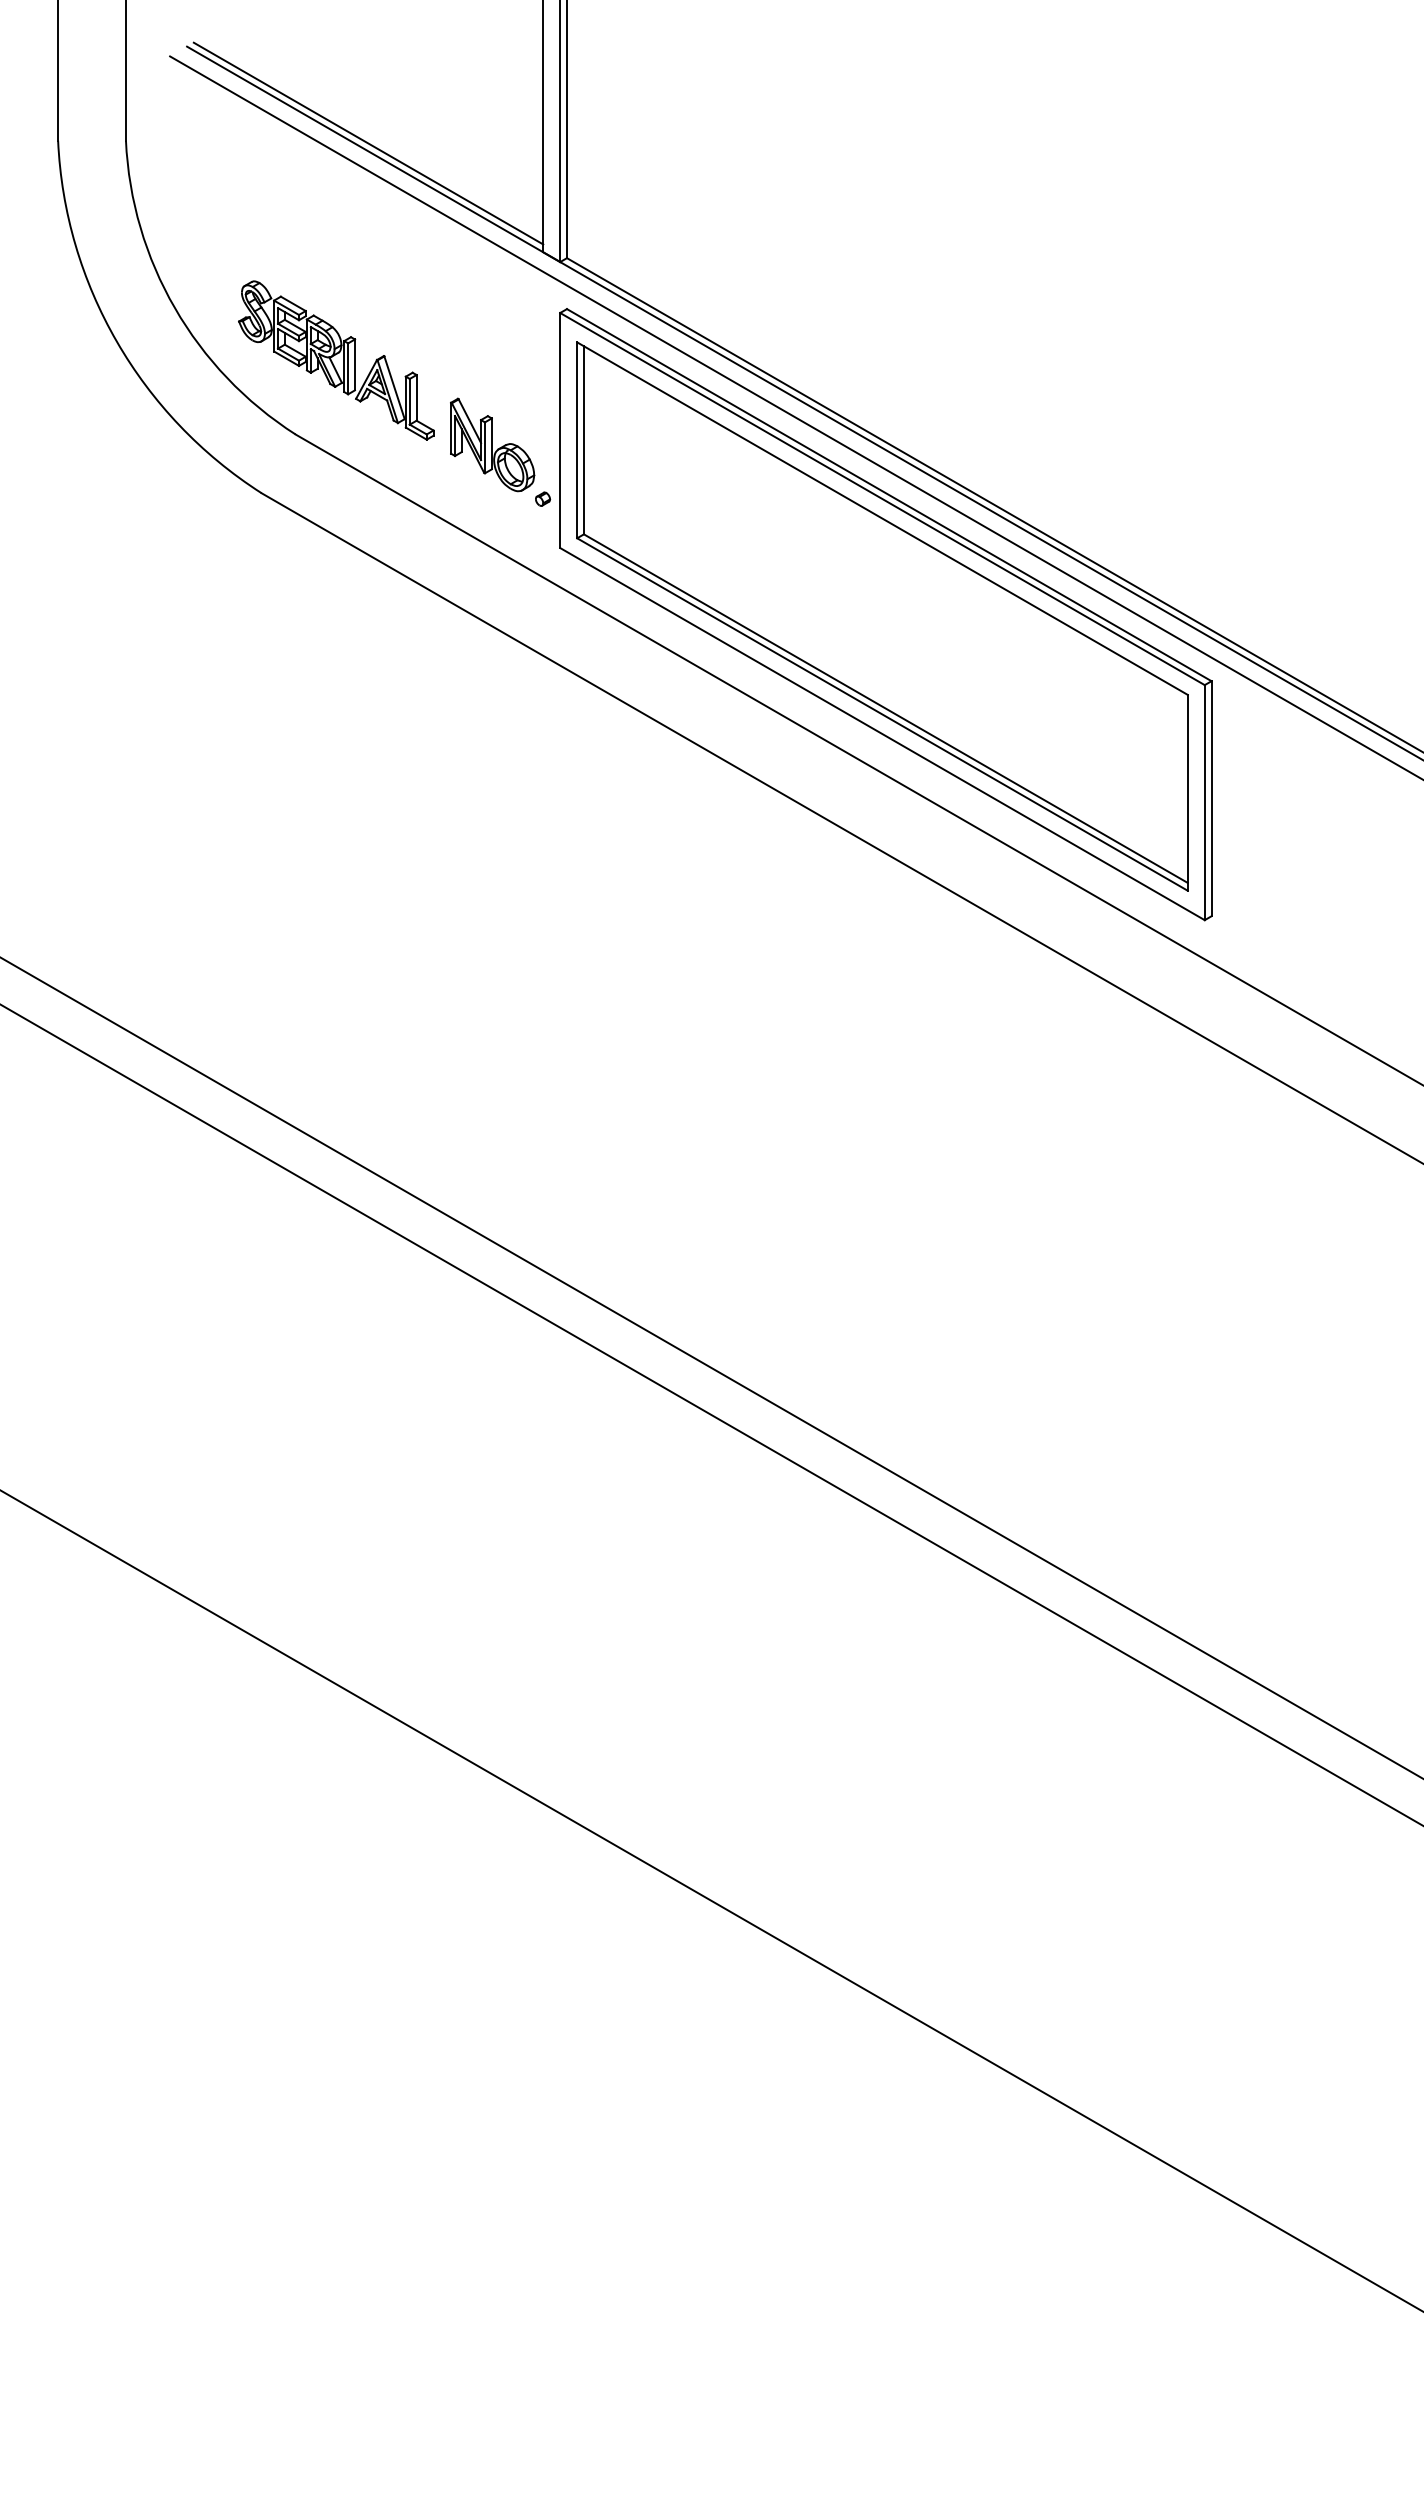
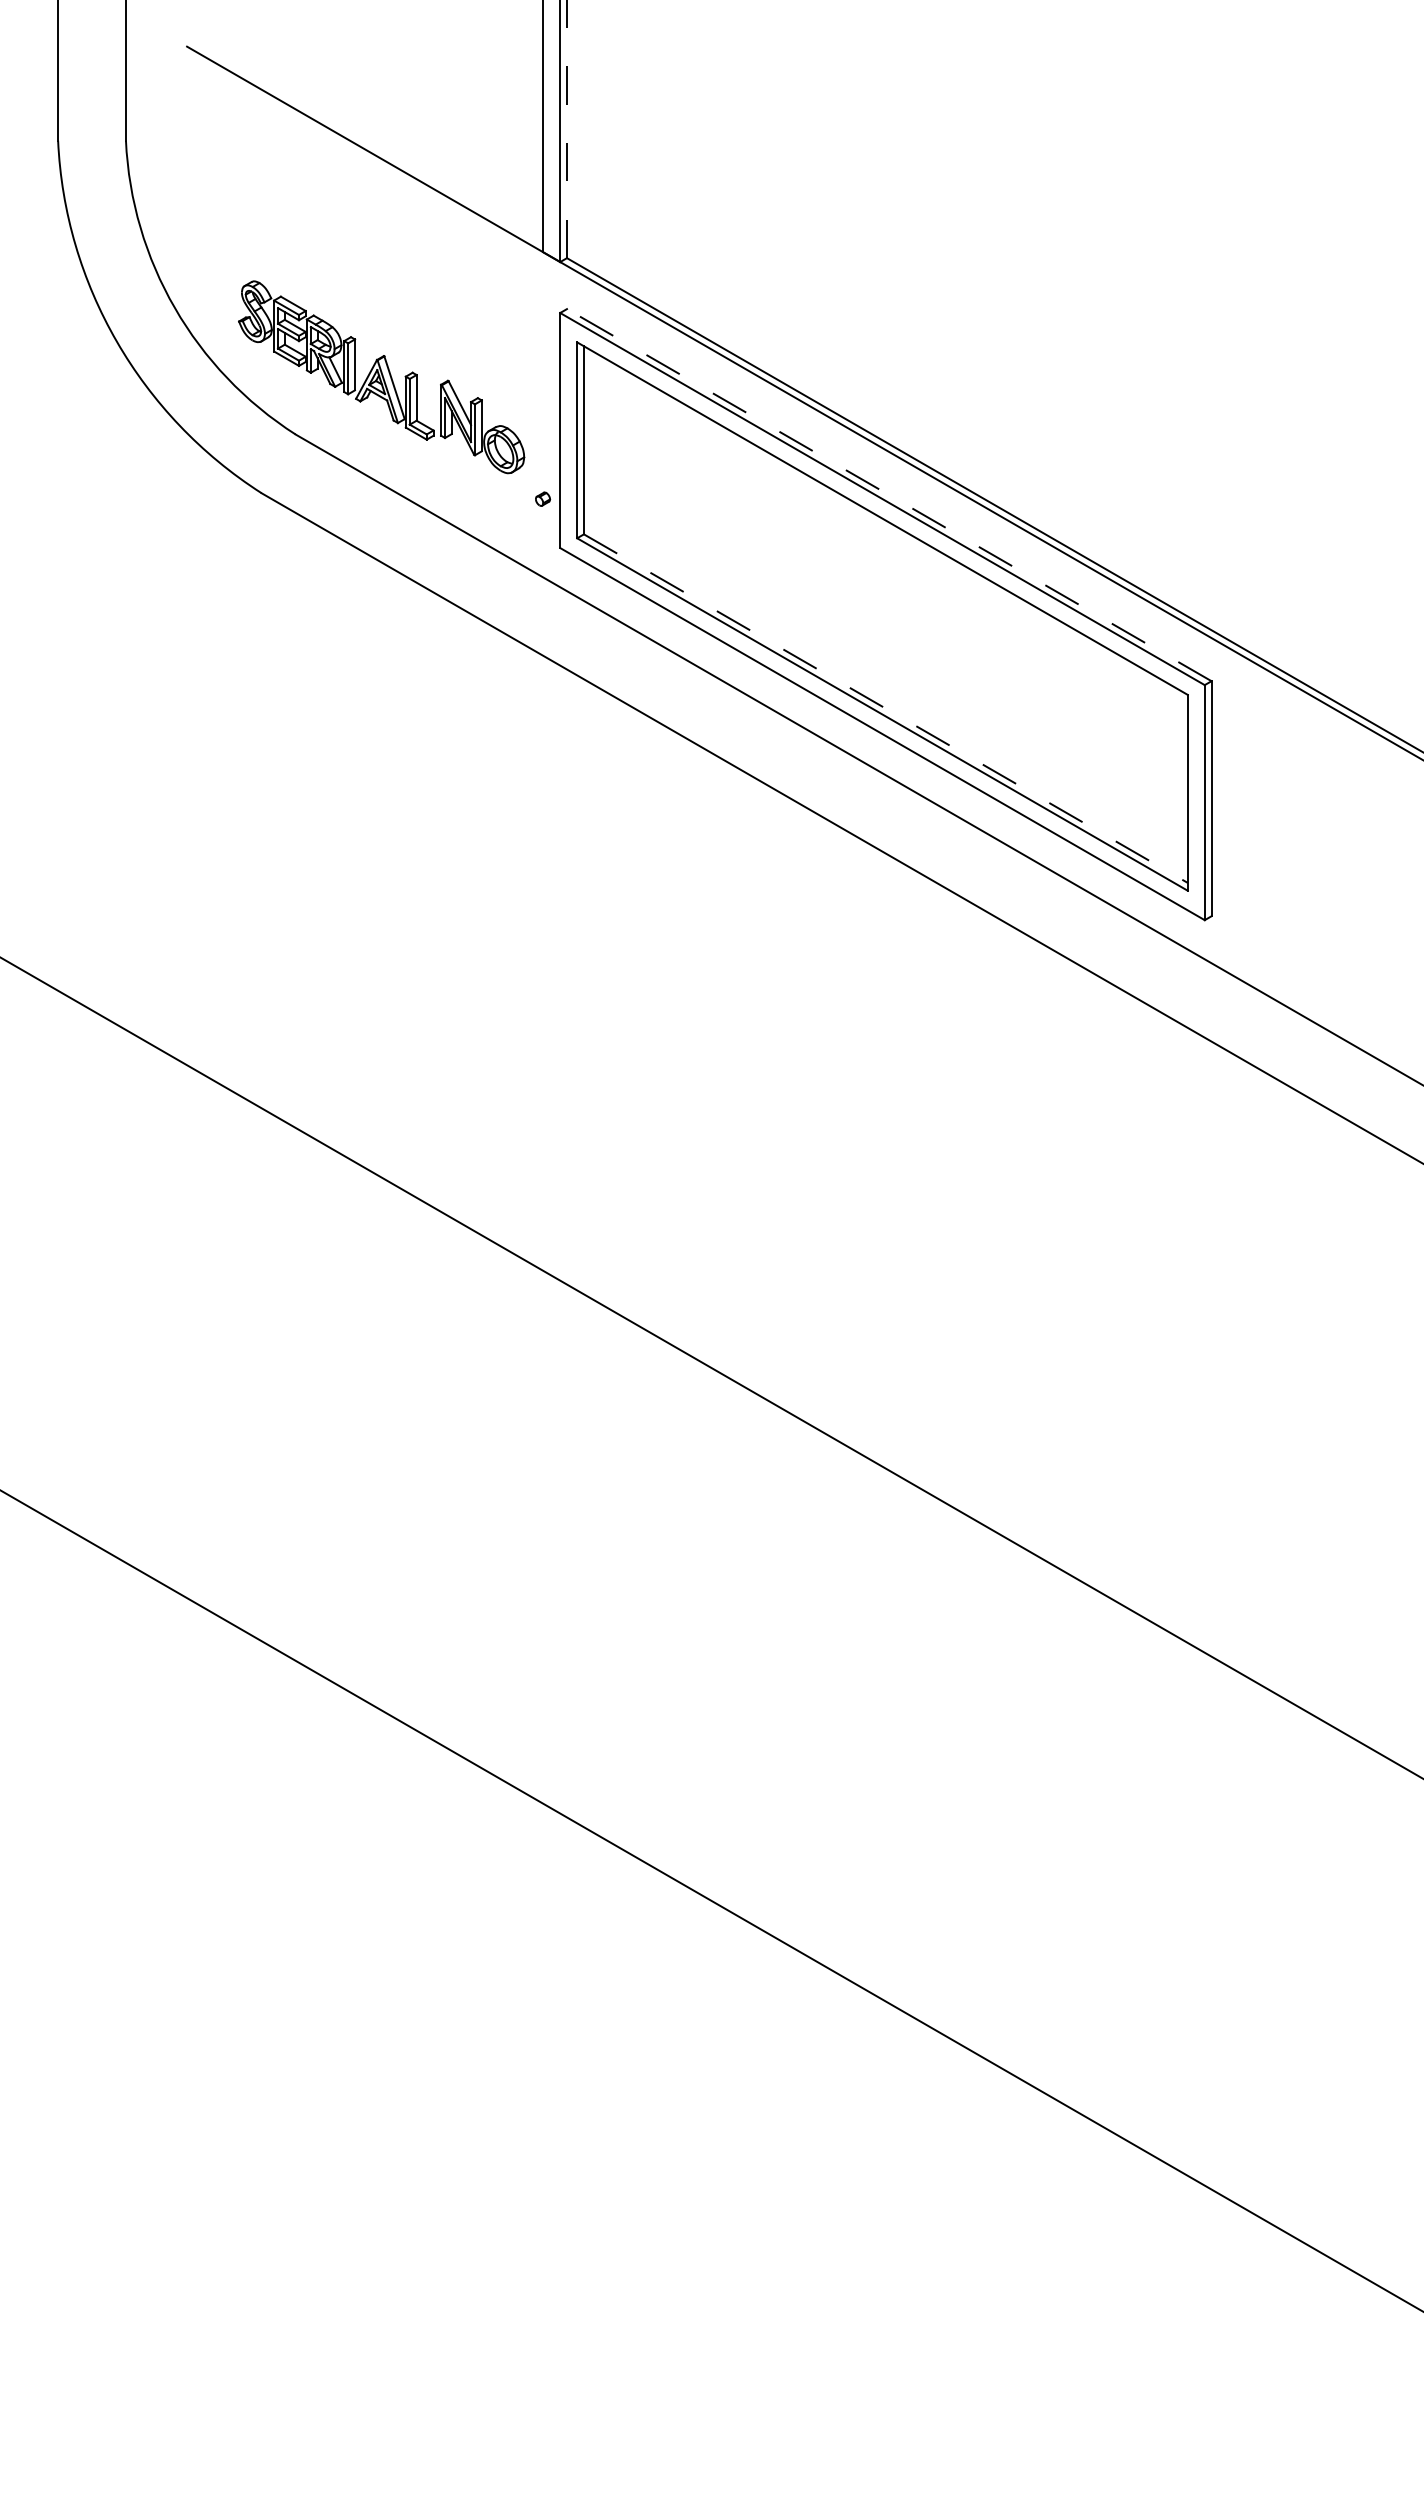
line: solid -> dashed (566, 129)
line: present -> none (368, 143)
line: present -> none (795, 417)
part position: (492, 444) -> (482, 426) (482, 426)
line: solid -> dashed (888, 494)
line: solid -> dashed (885, 708)
line: present -> none (711, 1414)
